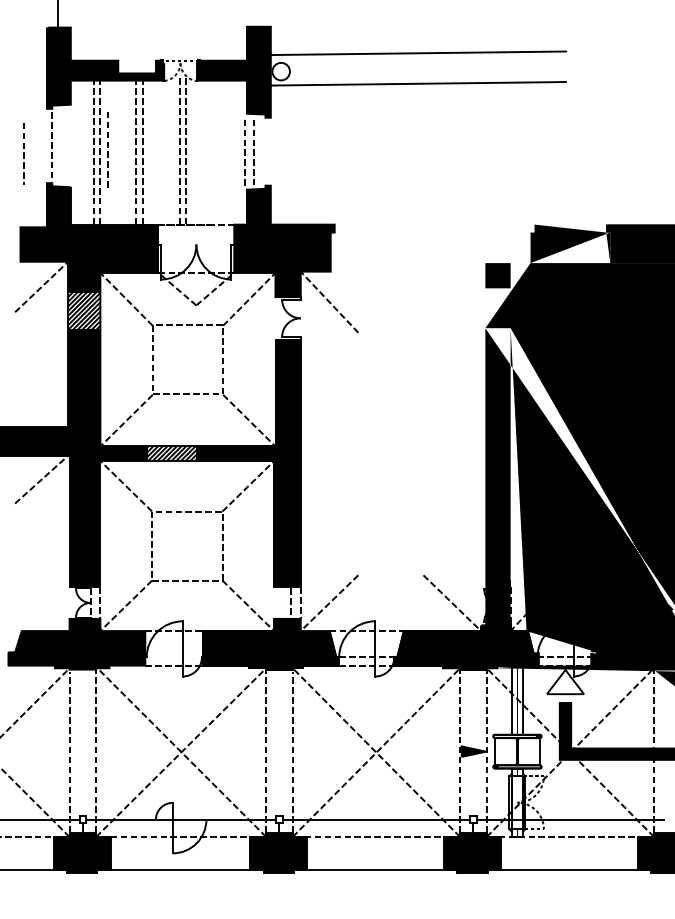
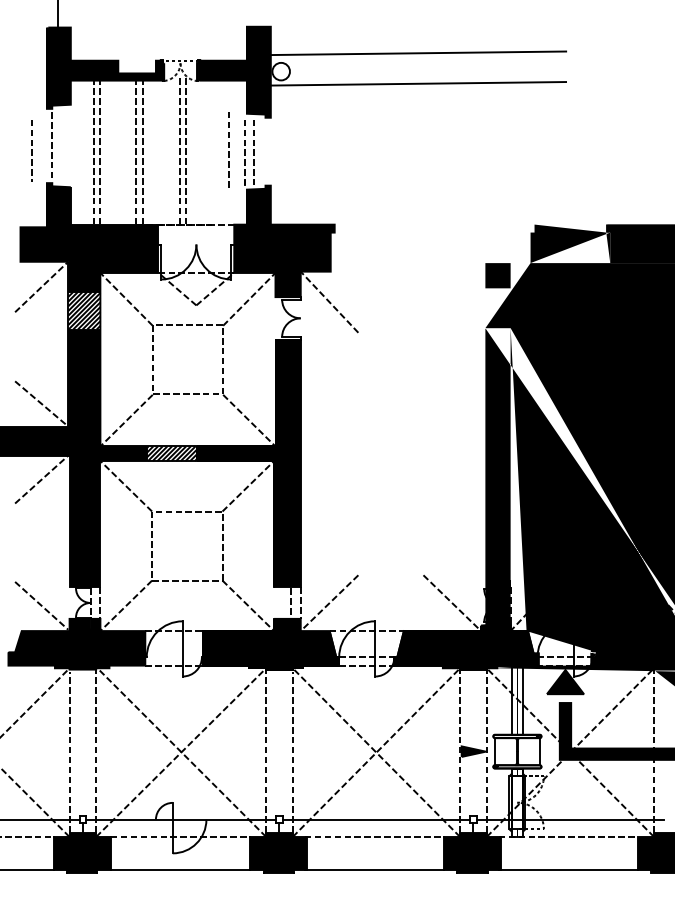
line position: (107, 147) -> (228, 147) (228, 147)
line position: (23, 153) -> (31, 150) (31, 150)
line: none -> present (41, 403)
line: none -> present (41, 605)
fill: none -> present (565, 681)
